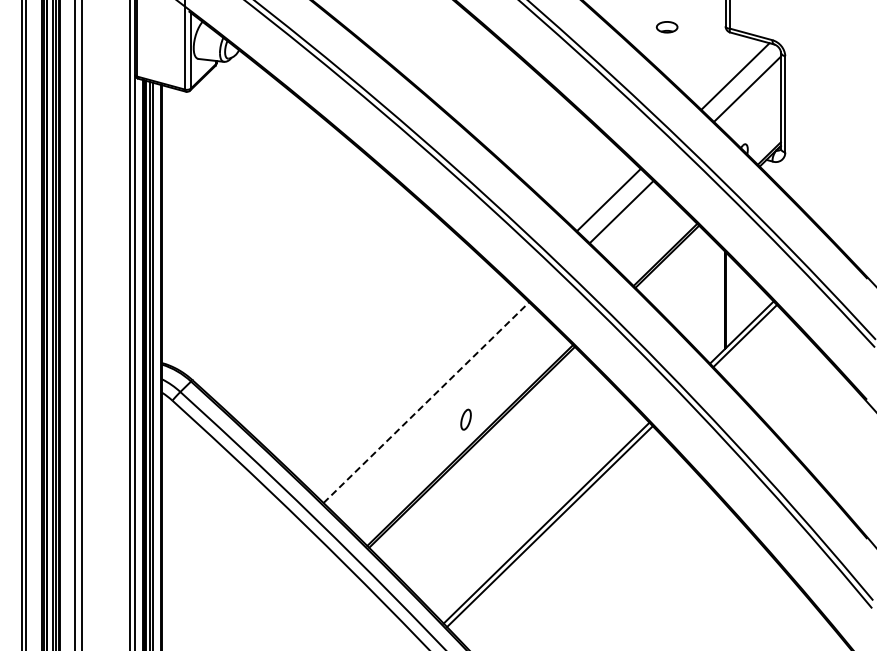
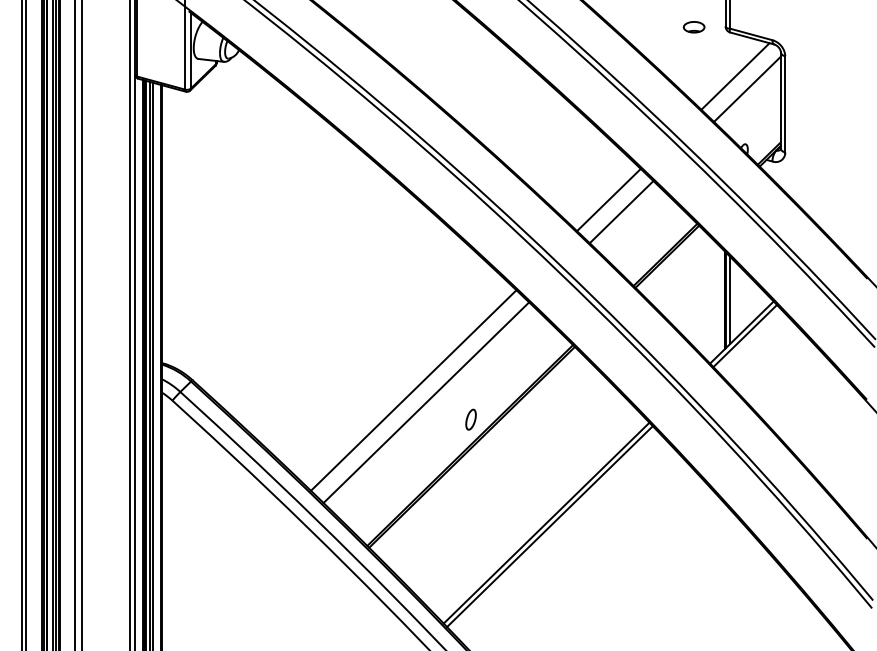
part position: (666, 27) -> (693, 27) (693, 27)
line: none -> present (730, 300)
line: none -> present (413, 390)
line: dashed -> solid (426, 402)
part position: (465, 419) -> (470, 419) (470, 419)
